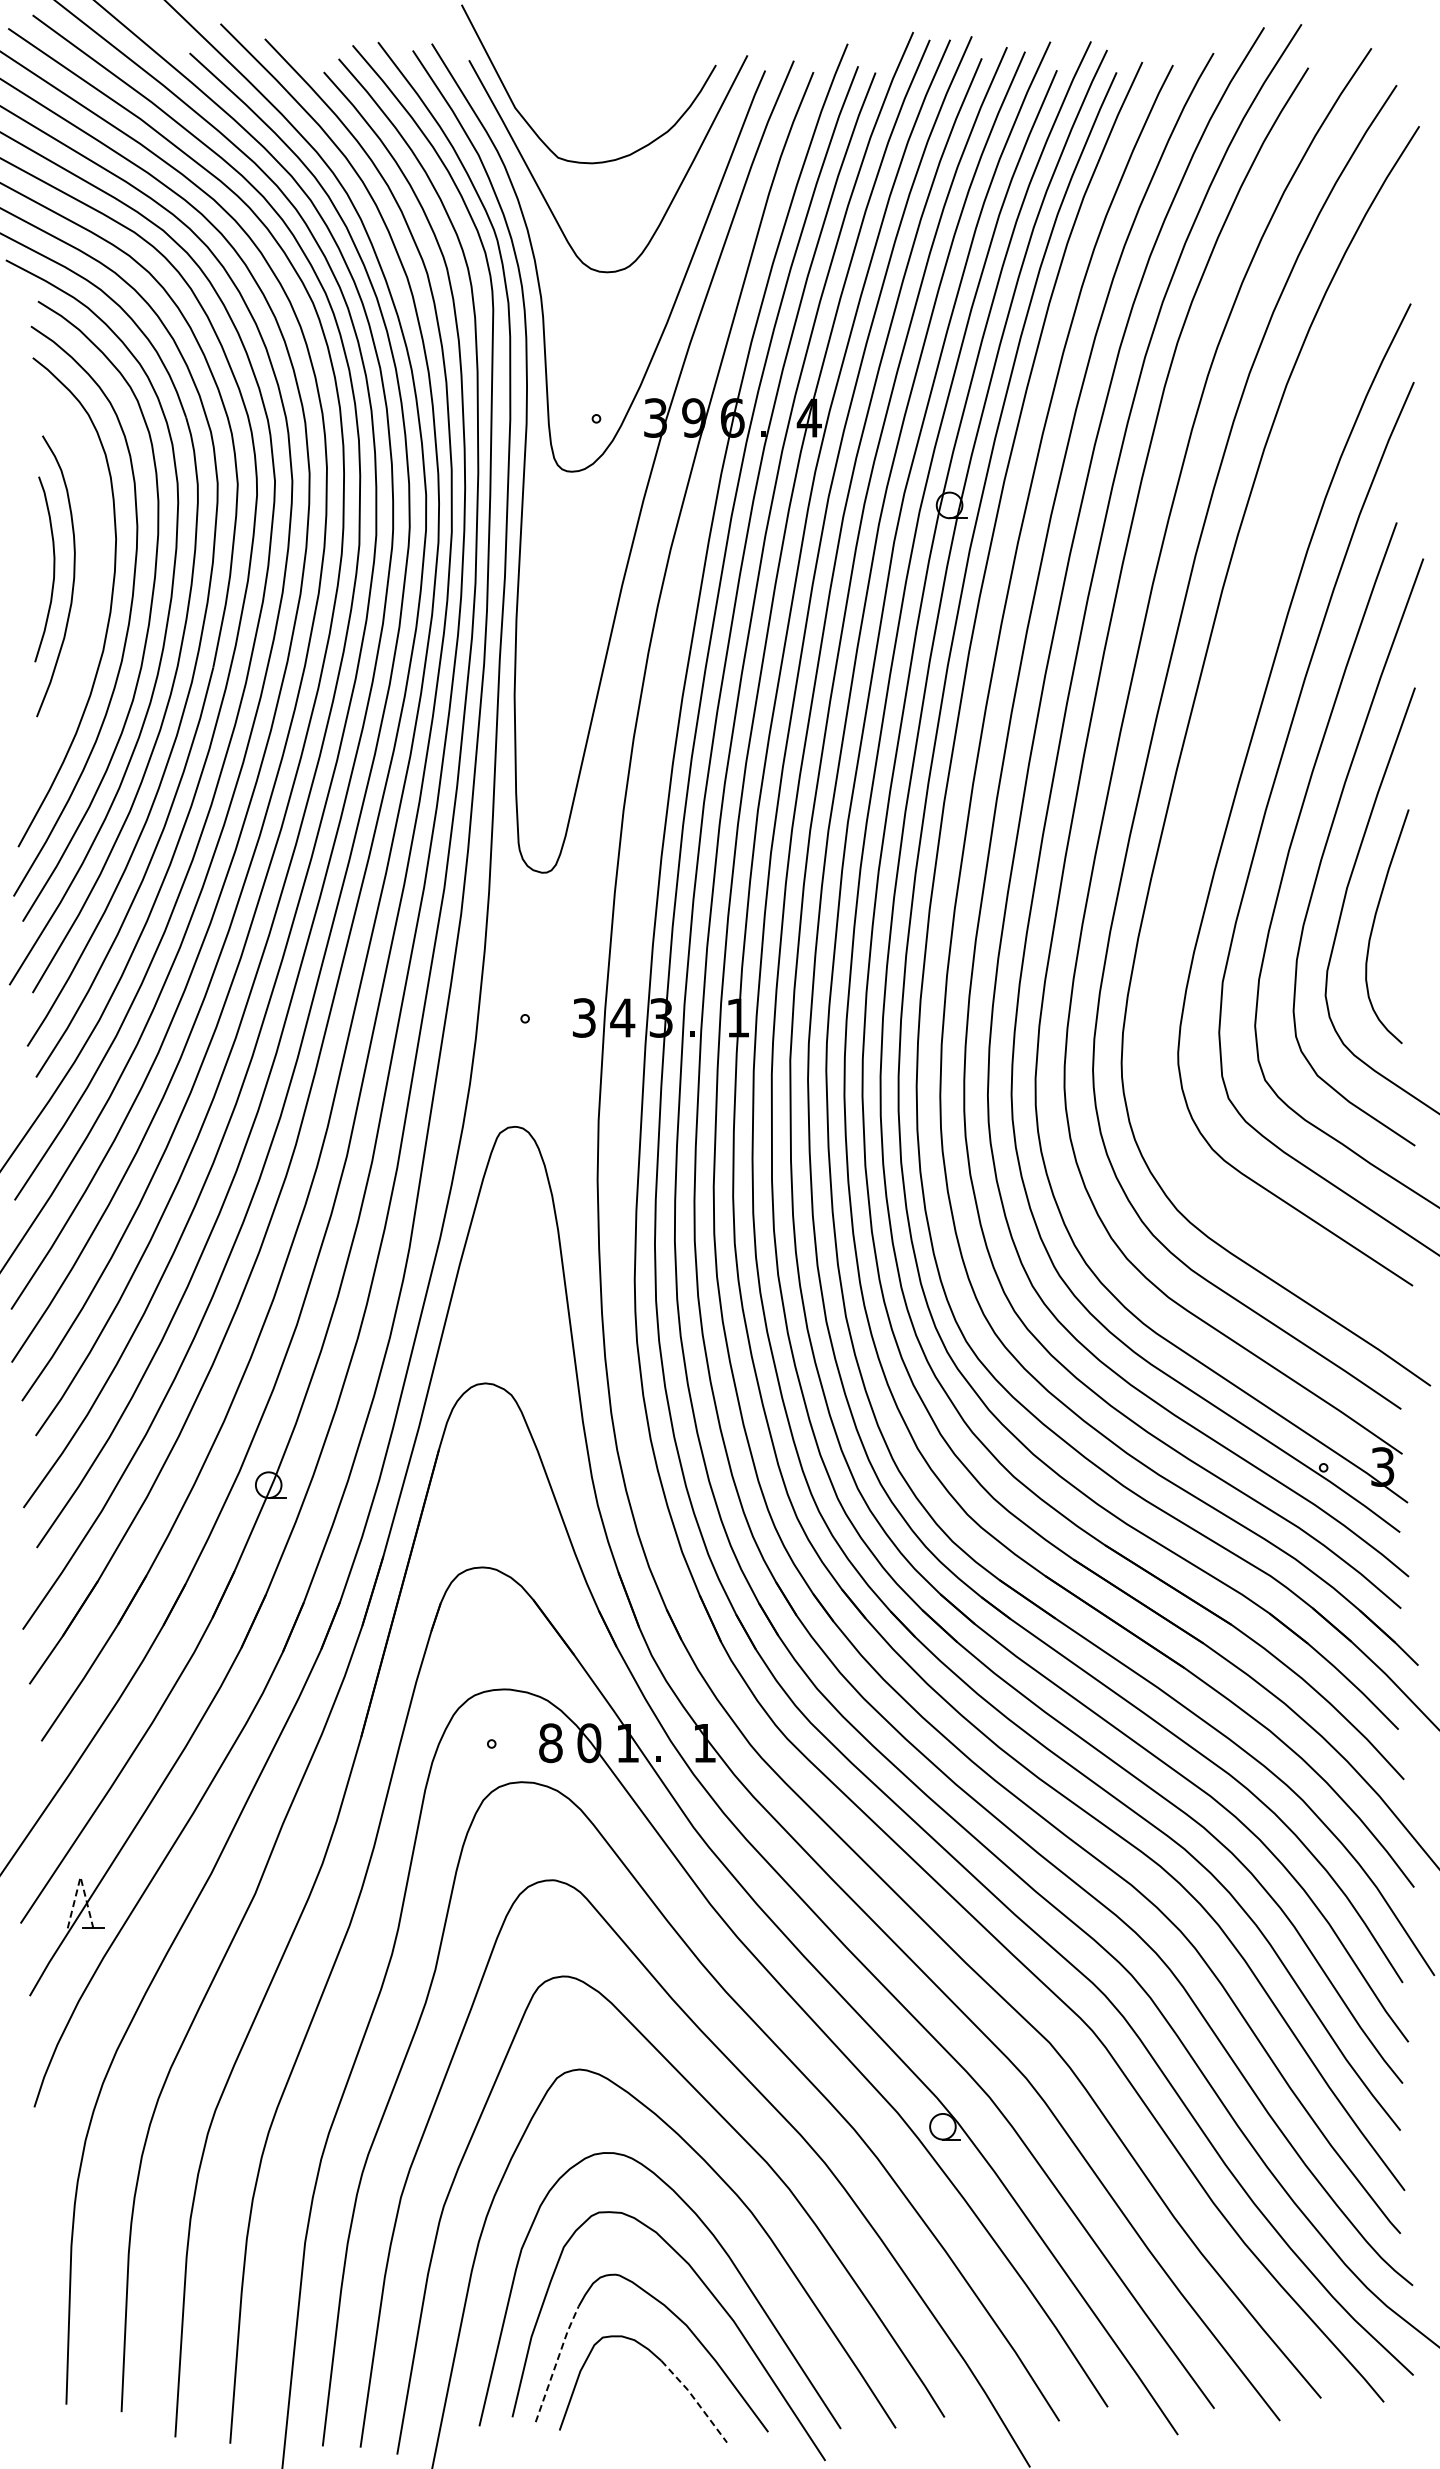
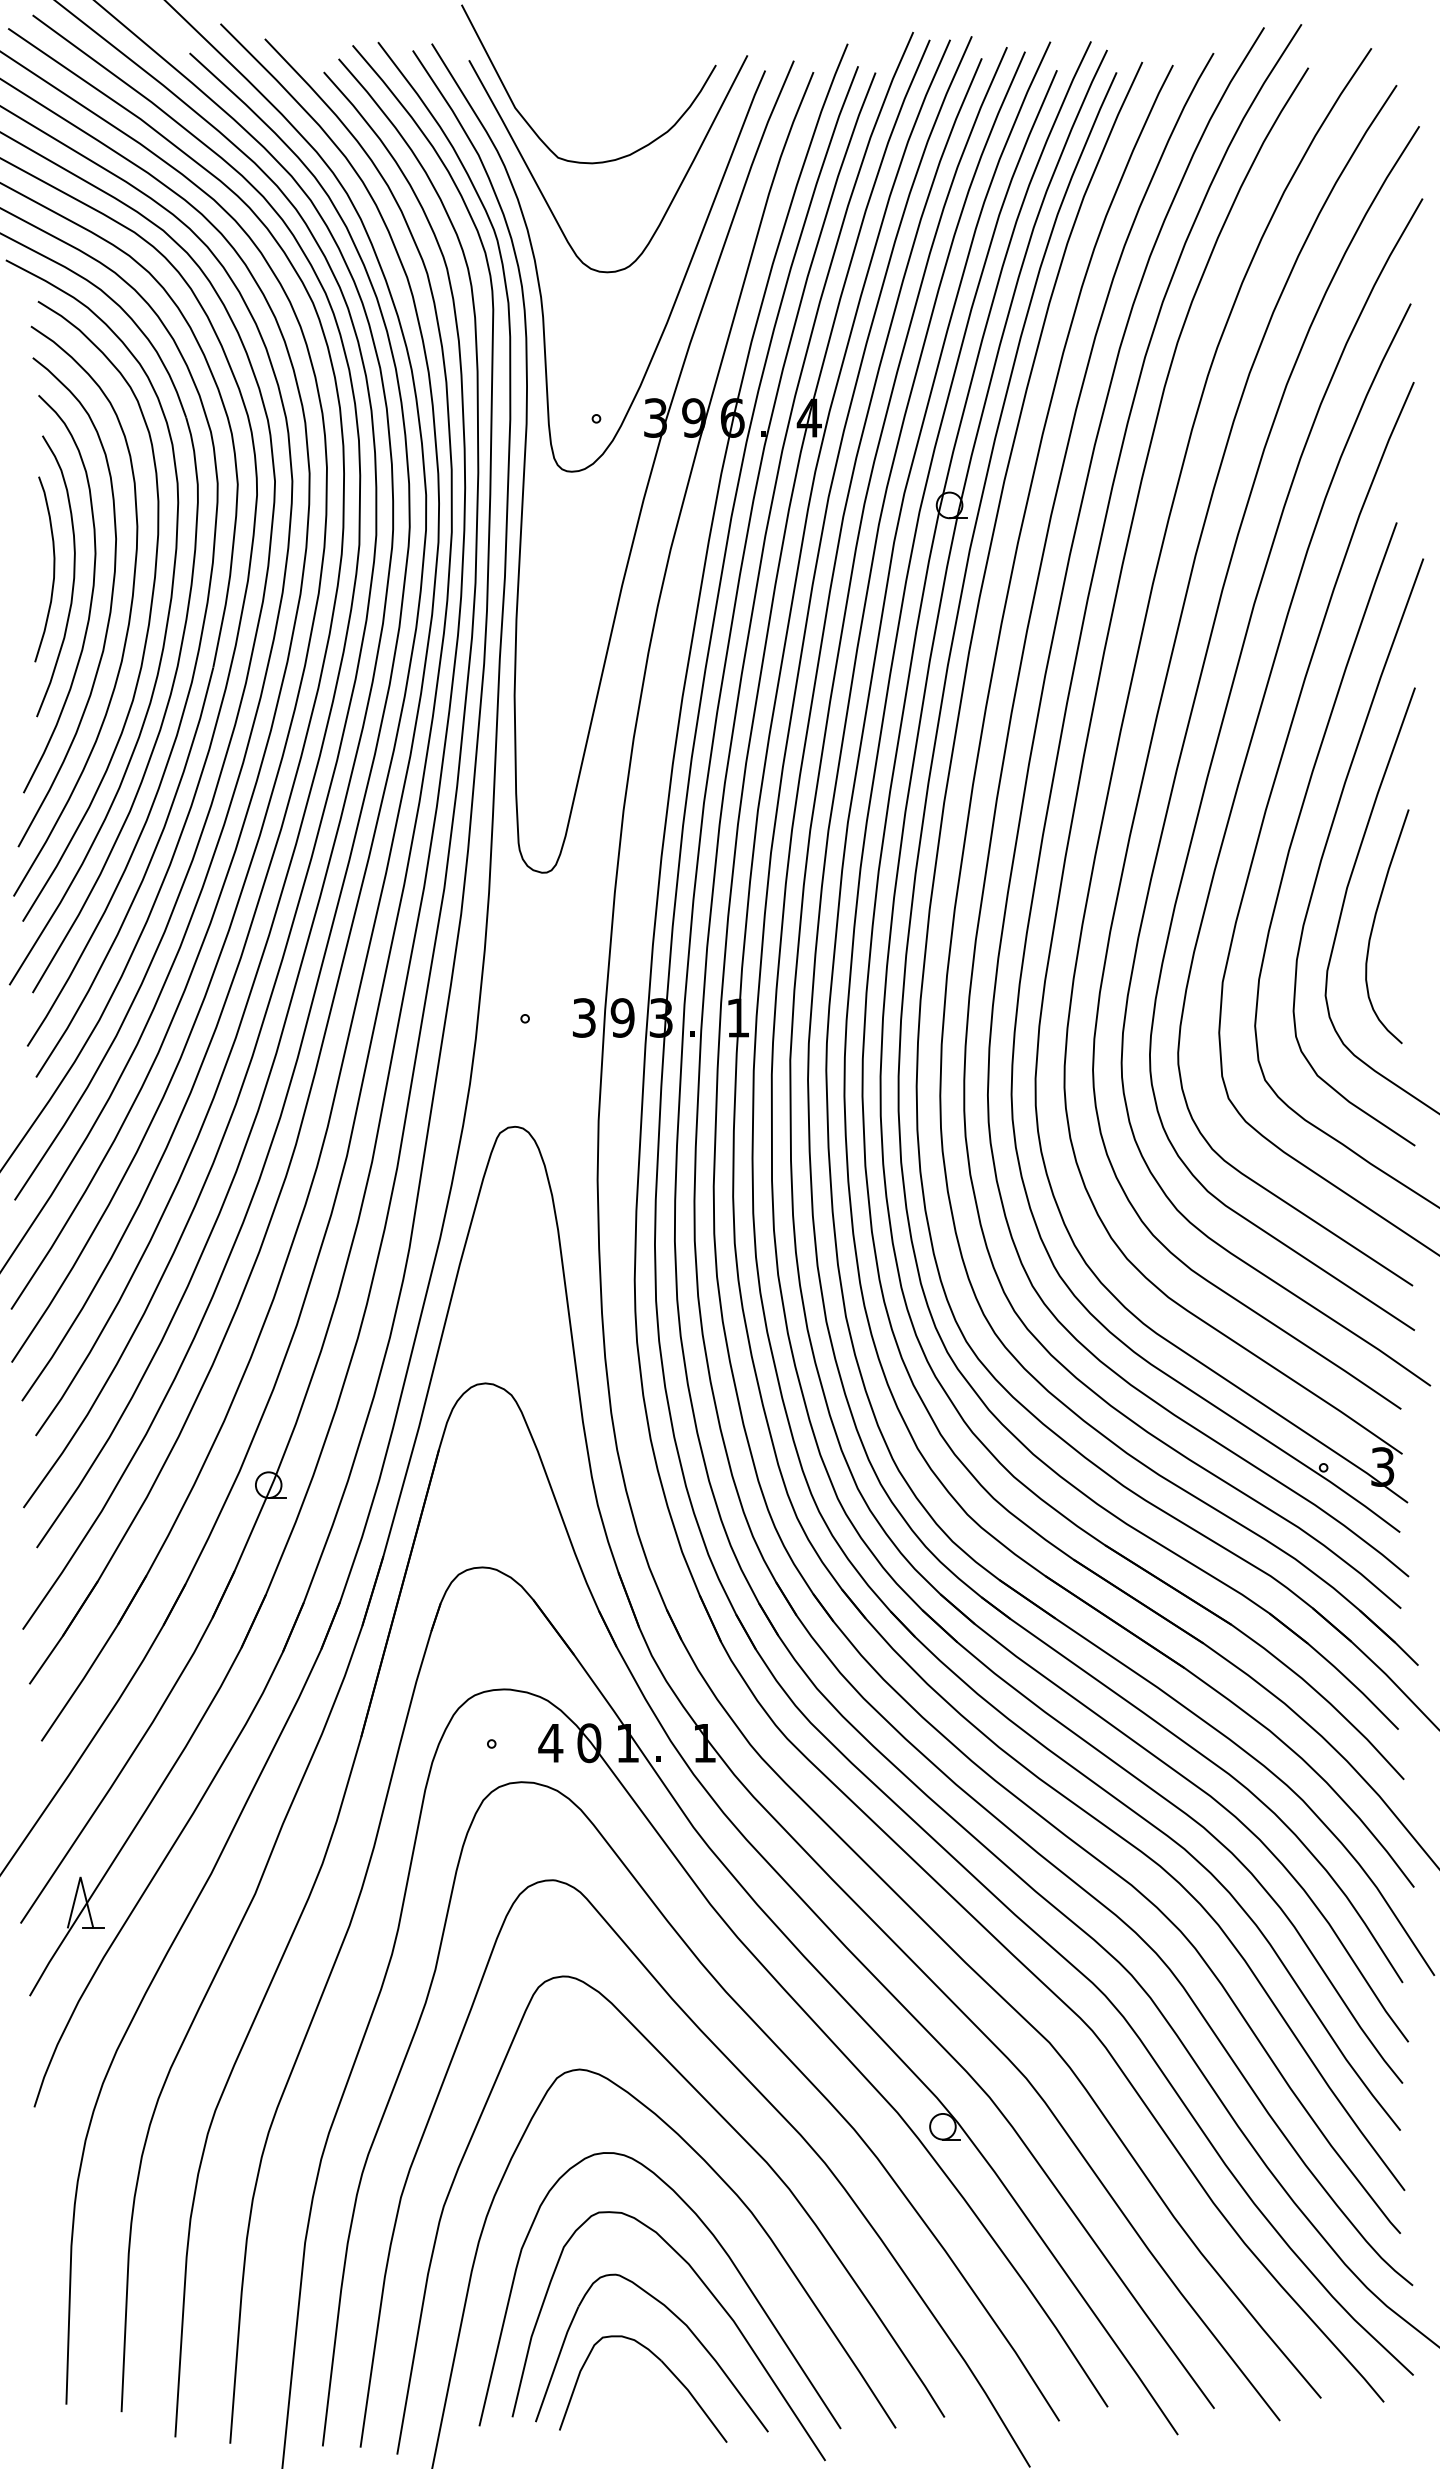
curve: none -> present (90, 599)
curve: none -> present (1218, 741)
text: 4 -> 9 (622, 1017)
text: 8 -> 4 (550, 1743)
line: dashed -> solid (80, 1877)
line: dashed -> solid (556, 2362)
line: dashed -> solid (695, 2400)
